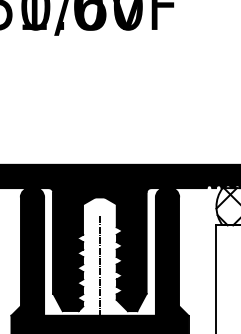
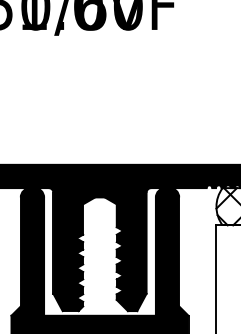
line: present -> none (99, 272)
